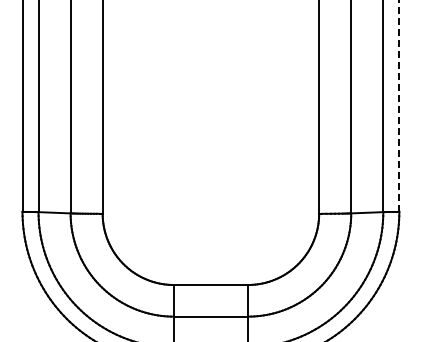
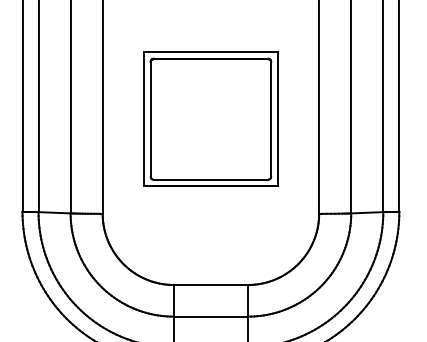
line: dashed -> solid (399, 106)
part: none -> present (210, 118)
